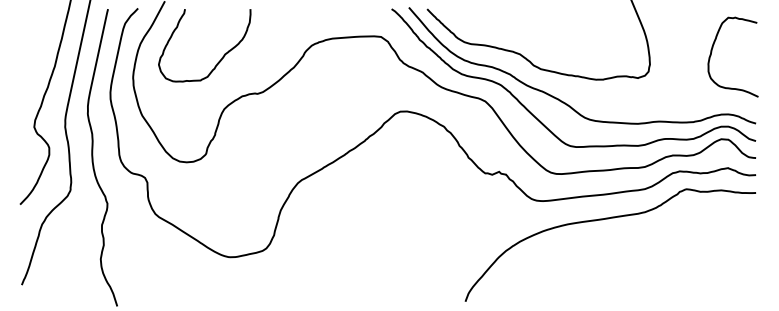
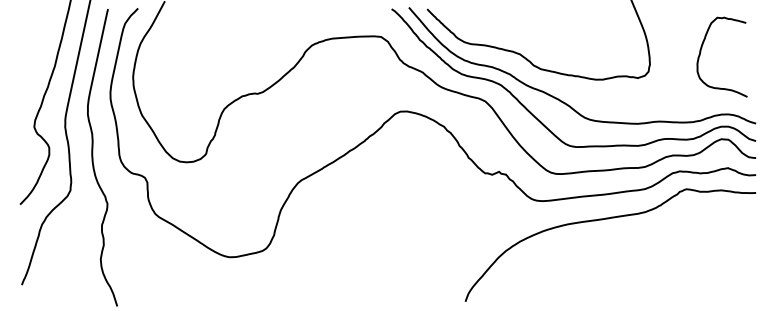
curve position: (712, 52) -> (701, 52) (701, 52)
curve: present -> none (222, 56)
